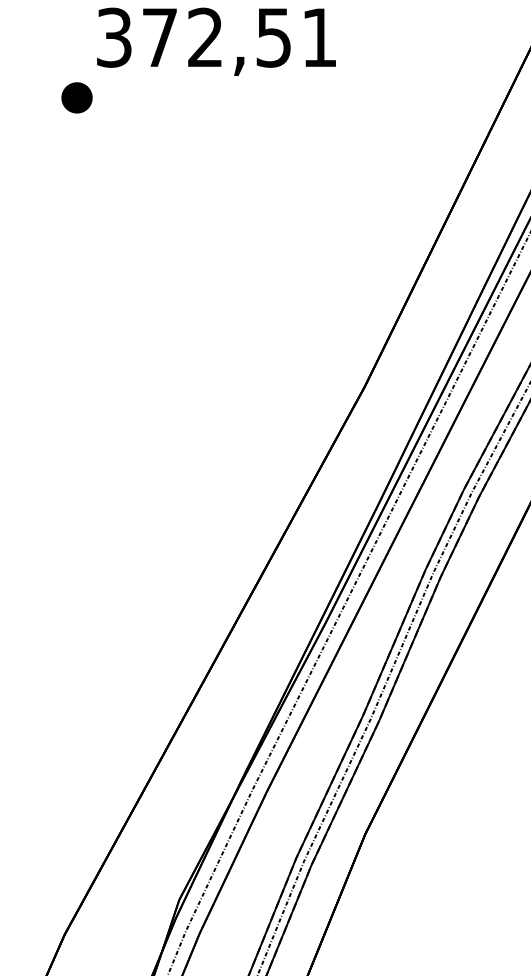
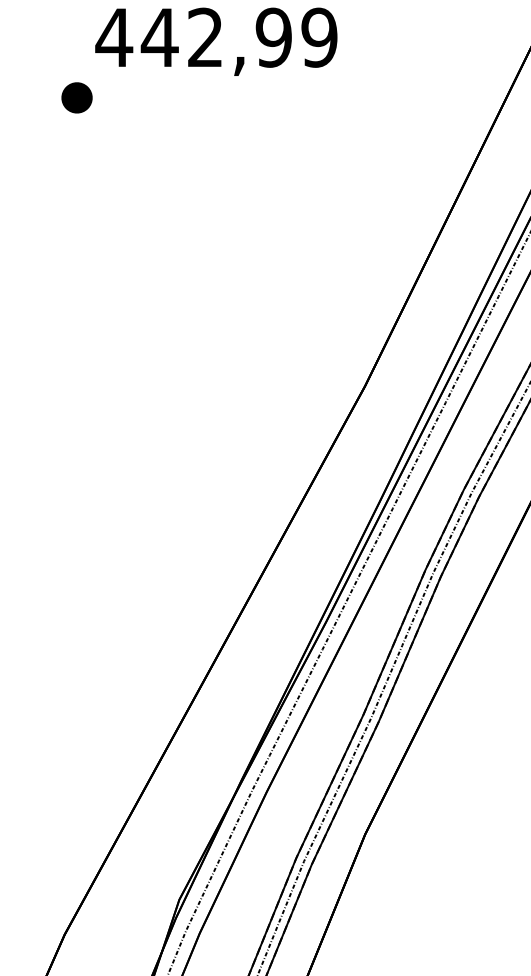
text: 372,51 -> 442,99 (216, 37)
